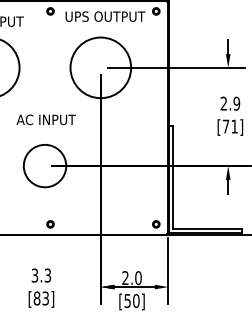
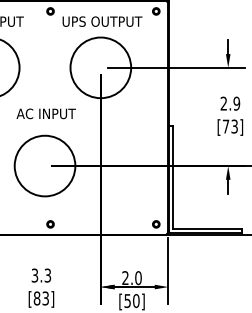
text position: (105, 16) -> (102, 21) (102, 21)
text position: (45, 119) -> (45, 113) (45, 113)
text: [71] -> [73] (234, 126)
circle diameter: 42 px -> 61 px (44, 165)
